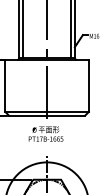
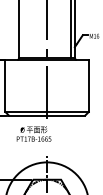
line: present -> none (22, 29)
text position: (45, 133) -> (33, 133) (33, 133)
